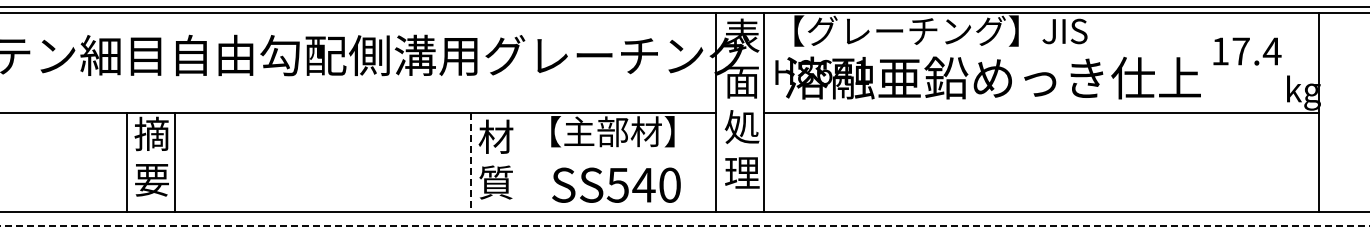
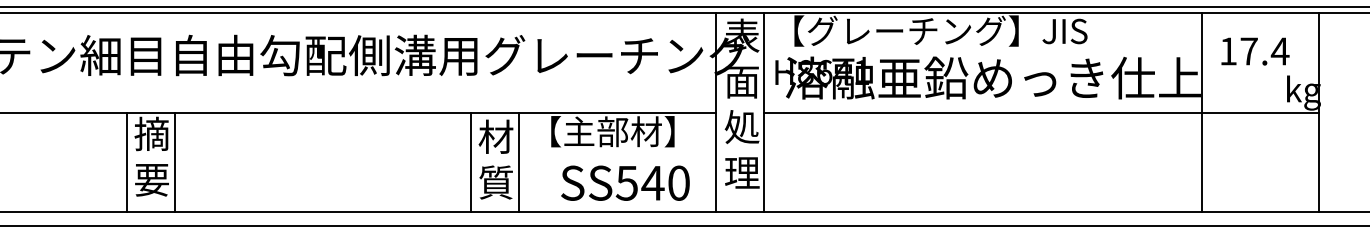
text position: (1247, 51) -> (1255, 51) (1255, 51)
line: none -> present (1202, 112)
line: dashed -> solid (470, 162)
line: none -> present (518, 162)
text position: (616, 184) -> (625, 182) (625, 182)
line: dashed -> solid (685, 226)
